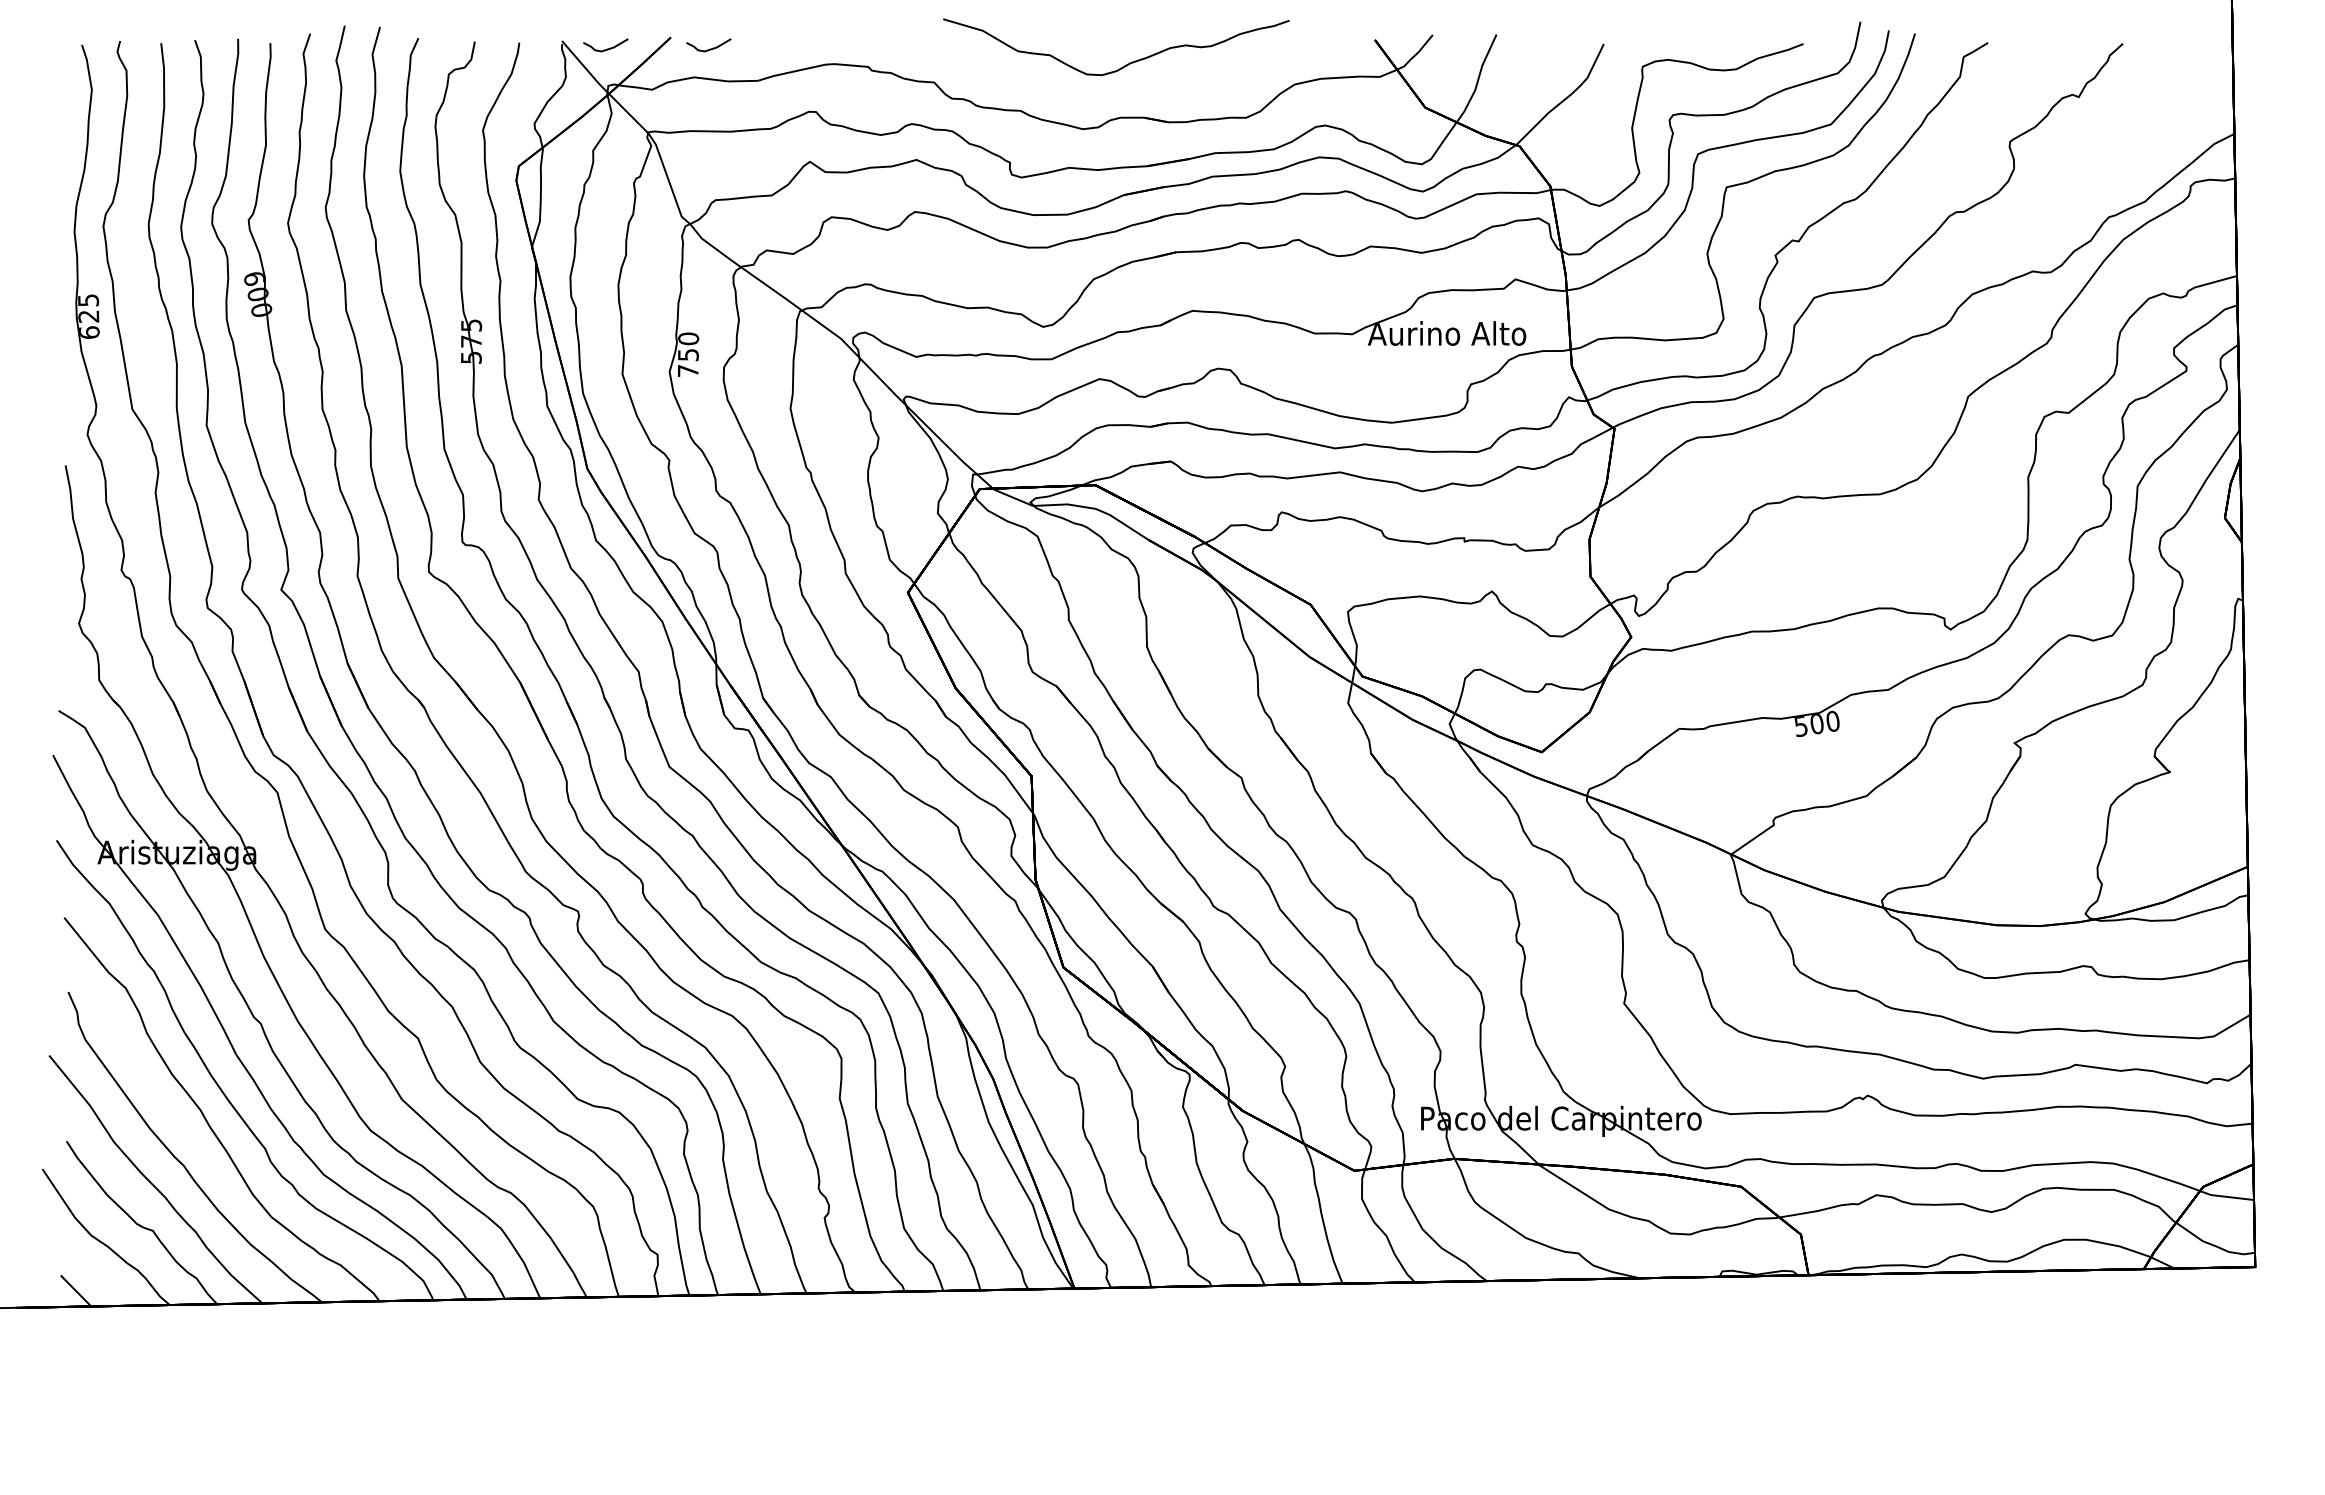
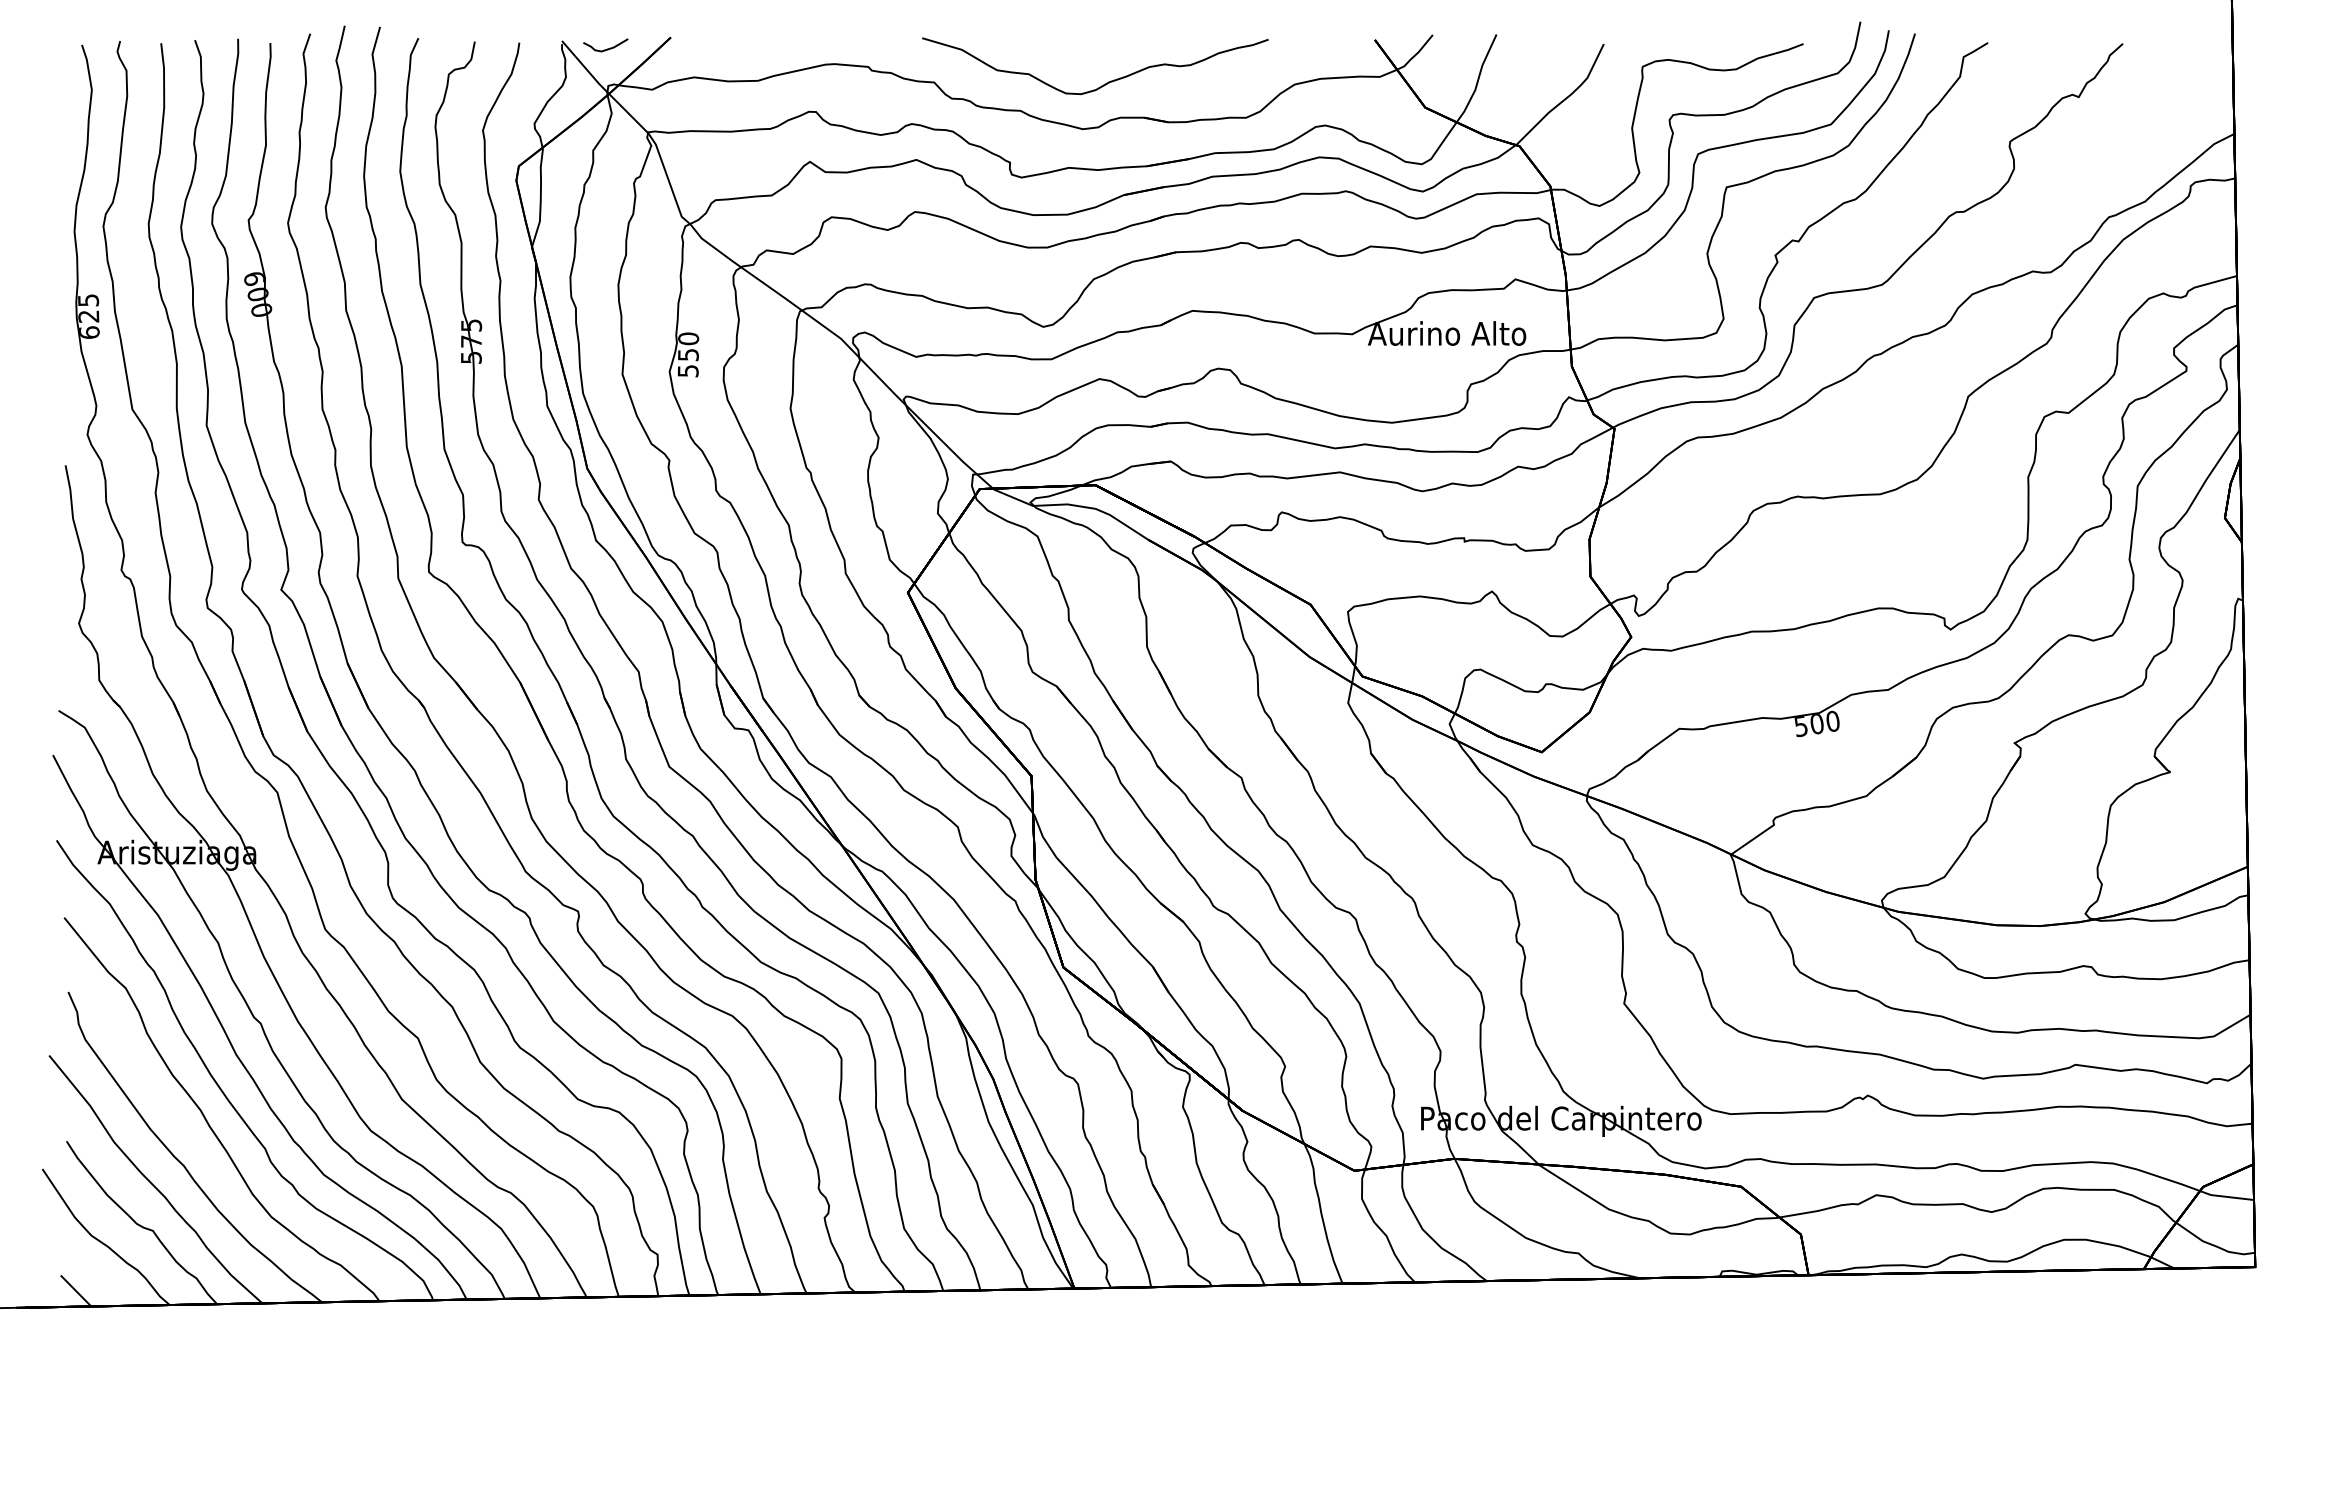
curve: present -> none (710, 48)
curve position: (1127, 63) -> (1106, 82) (1106, 82)
text: 750 -> 550 (688, 371)
